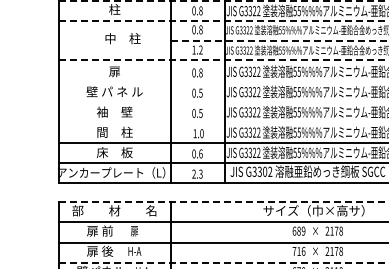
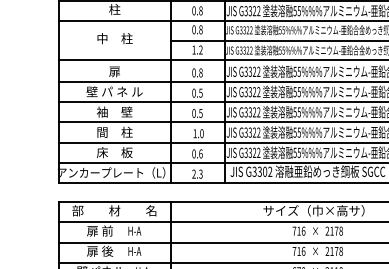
line: dashed -> solid (224, 0)
line: dashed -> solid (224, 21)
text position: (122, 38) -> (114, 38) (114, 38)
line: dashed -> solid (279, 41)
line: dashed -> solid (224, 60)
line: none -> present (221, 81)
line: none -> present (221, 102)
line: none -> present (221, 122)
line: dashed -> solid (224, 201)
text: 689 -> 716 (298, 230)
text: 扉 -> H-A (134, 231)
line: dashed -> solid (224, 262)
